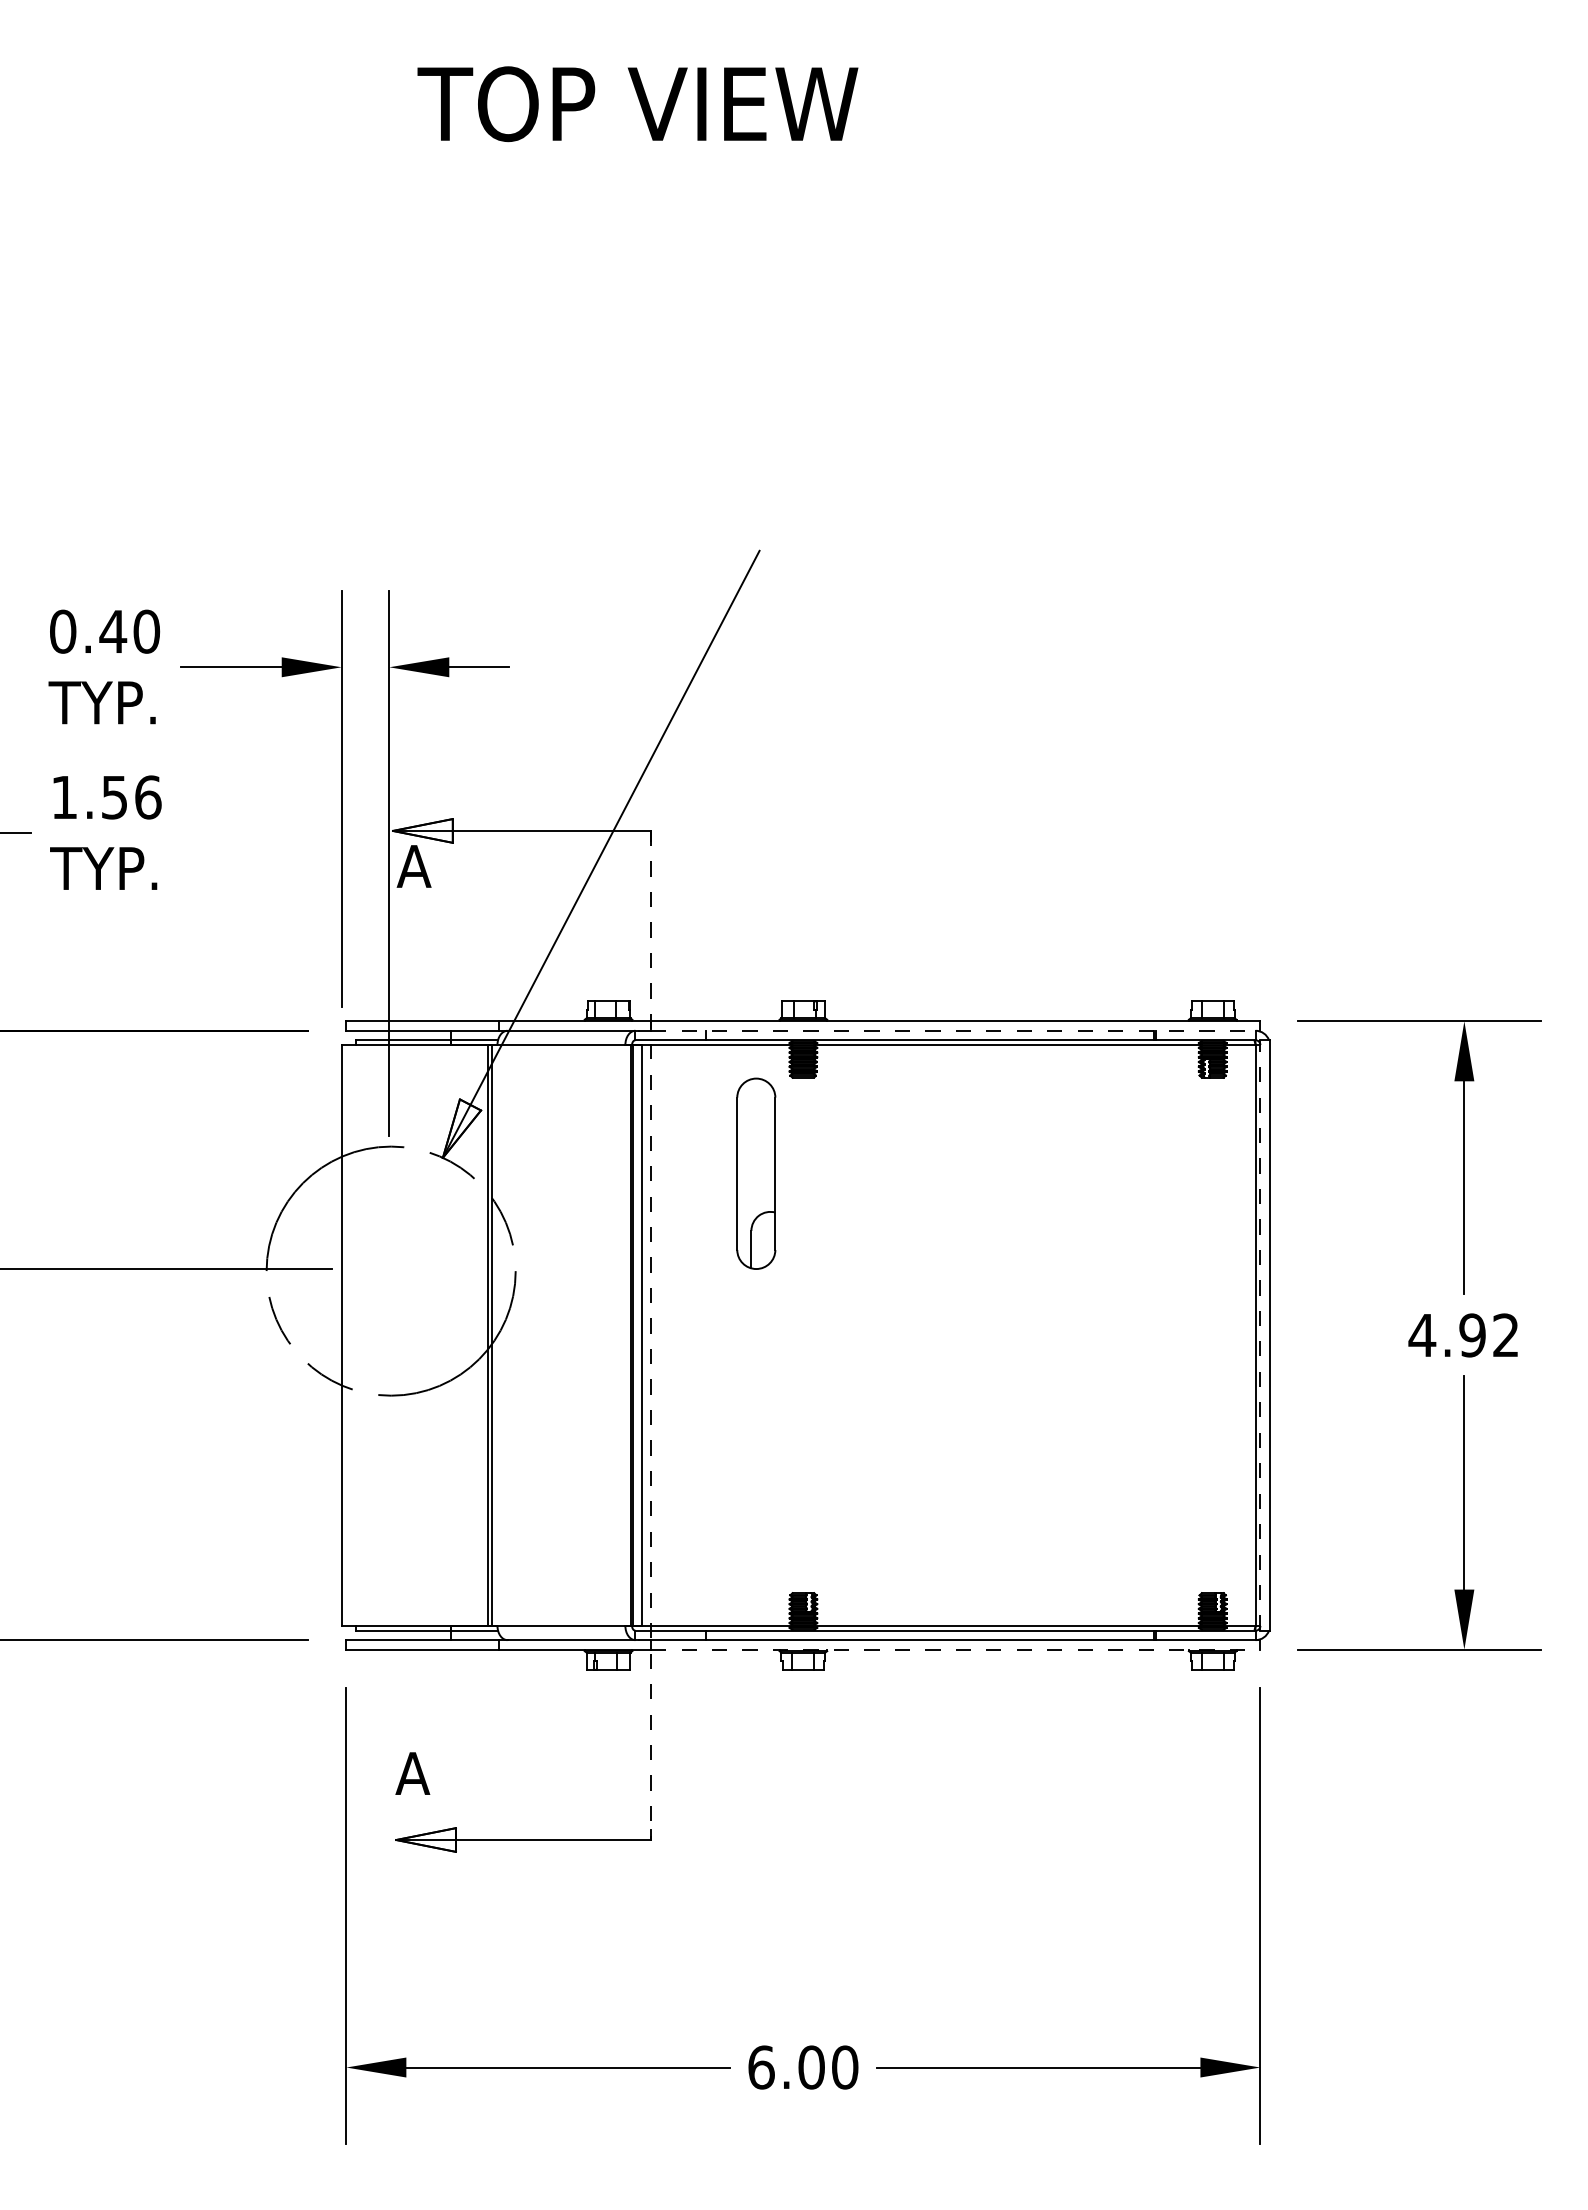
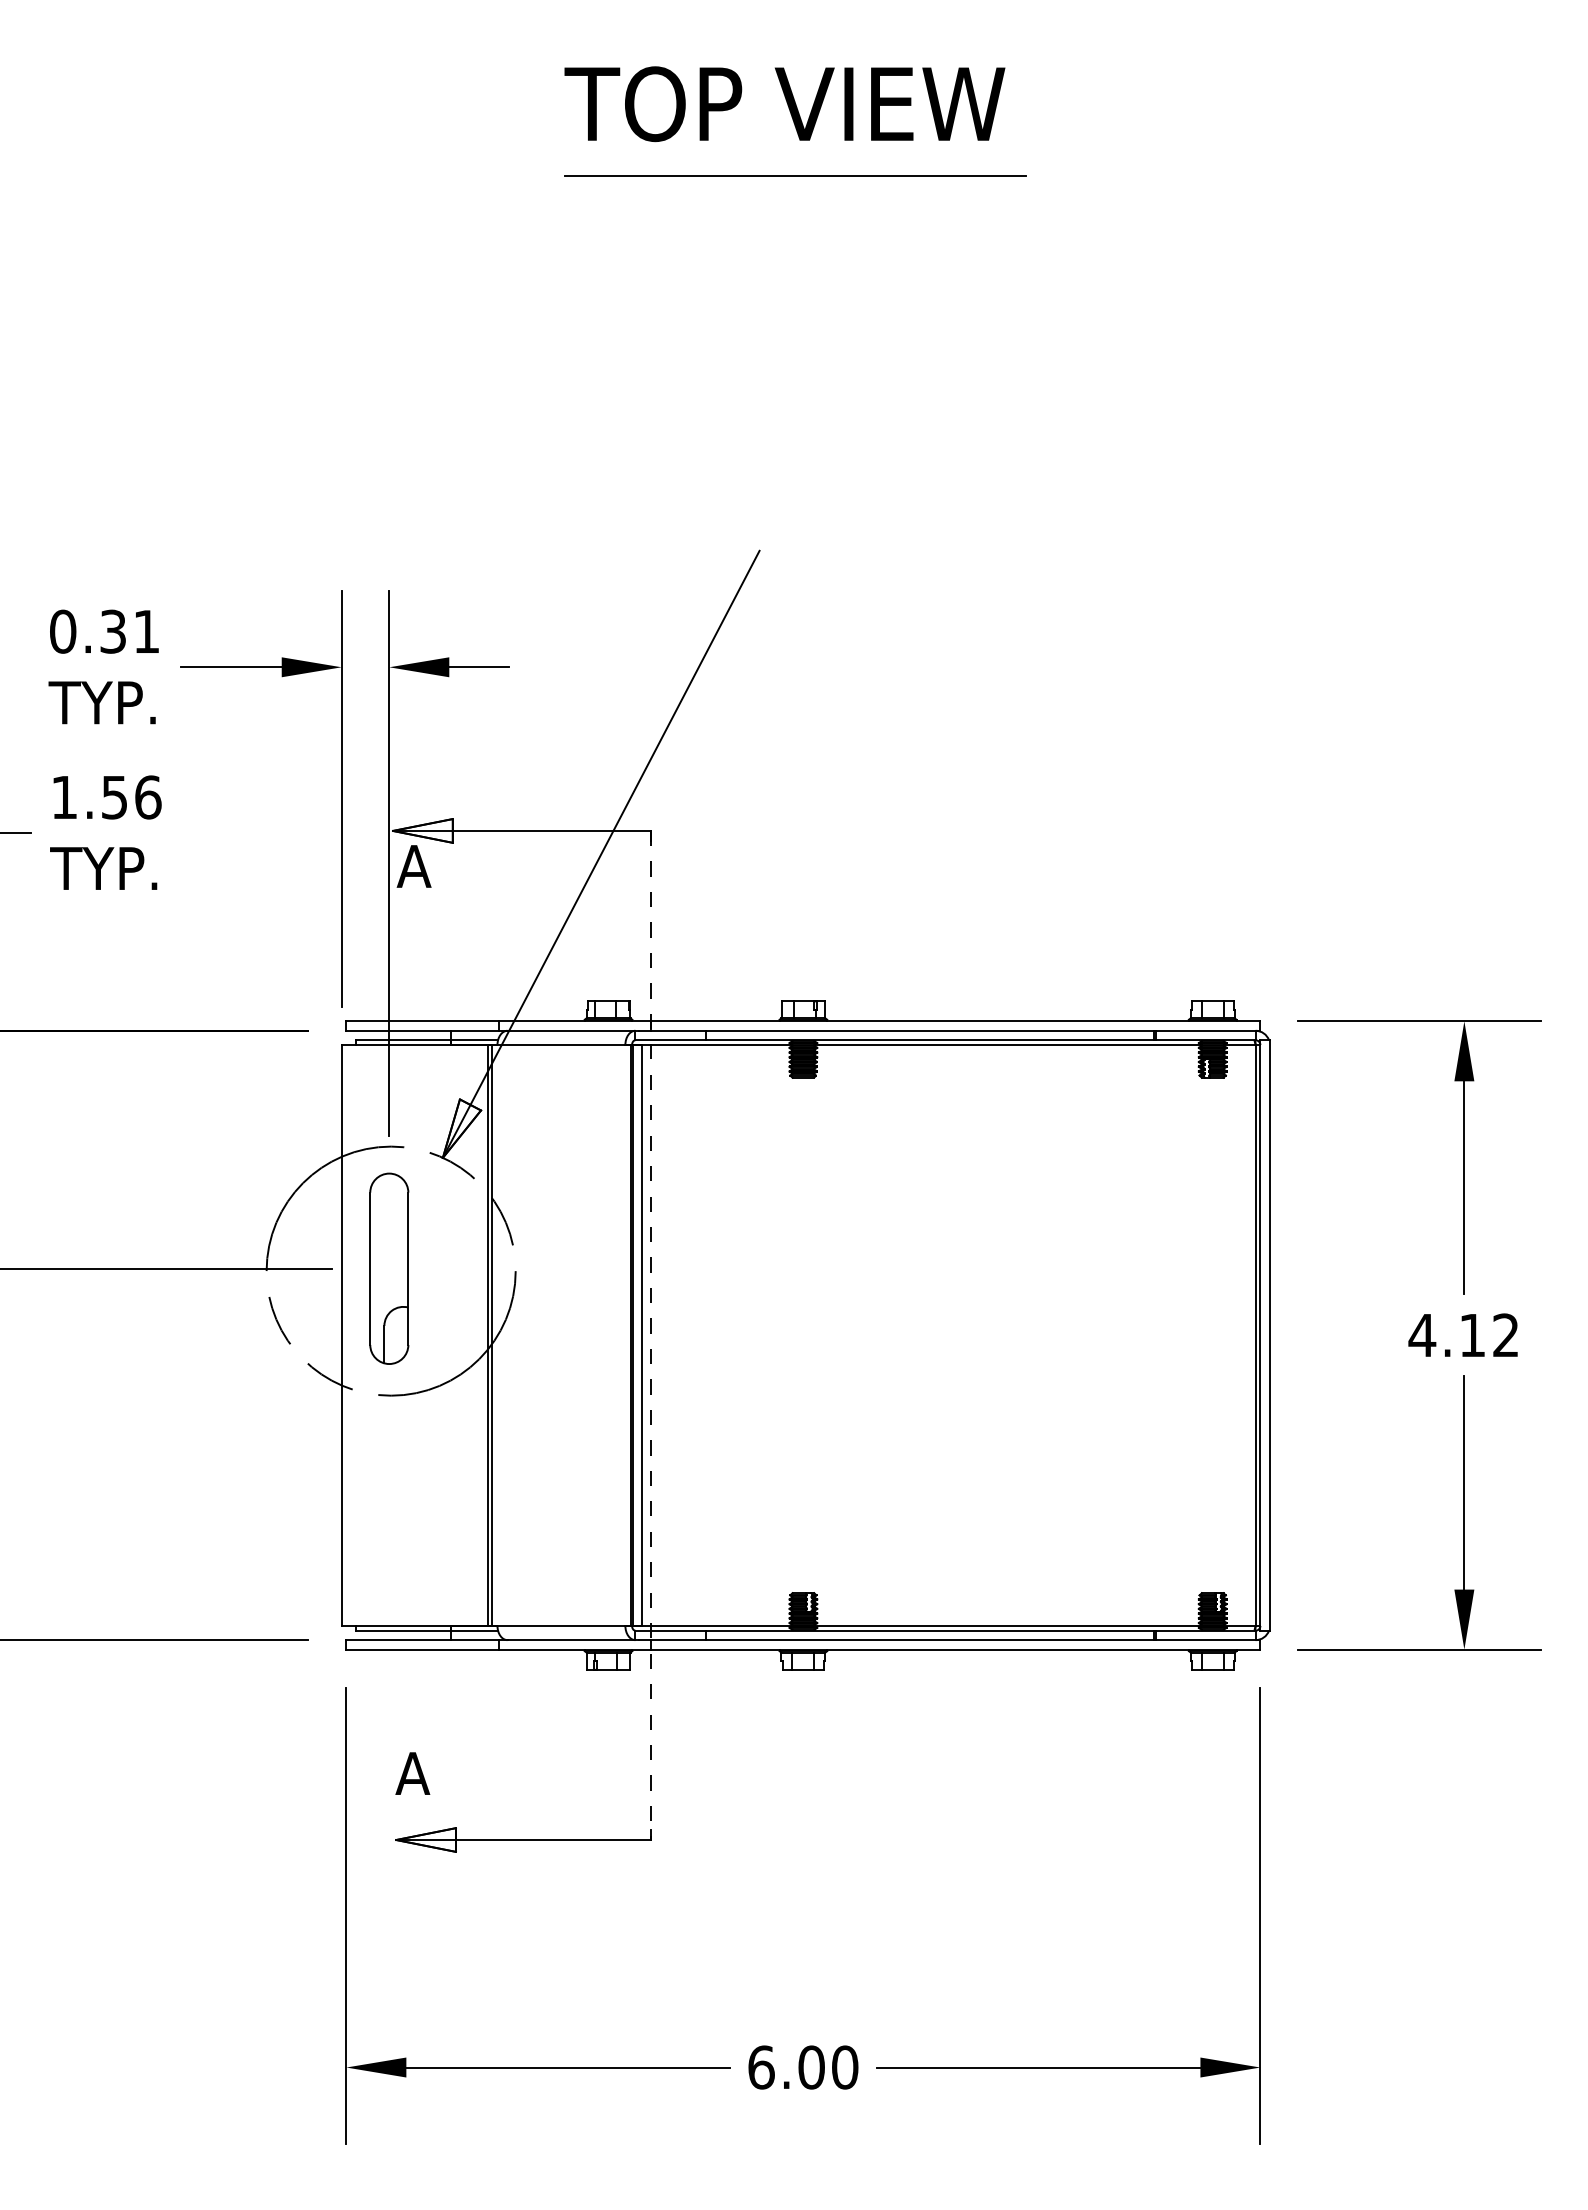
text position: (637, 104) -> (784, 104) (784, 104)
line: none -> present (795, 175)
text: 0.40 -> 0.31 (129, 631)
line: dashed -> solid (955, 1030)
part position: (756, 1173) -> (389, 1268) (389, 1268)
line: dashed -> solid (1260, 1334)
text: 4.92 -> 4.12 (1472, 1335)
line: dashed -> solid (955, 1649)
